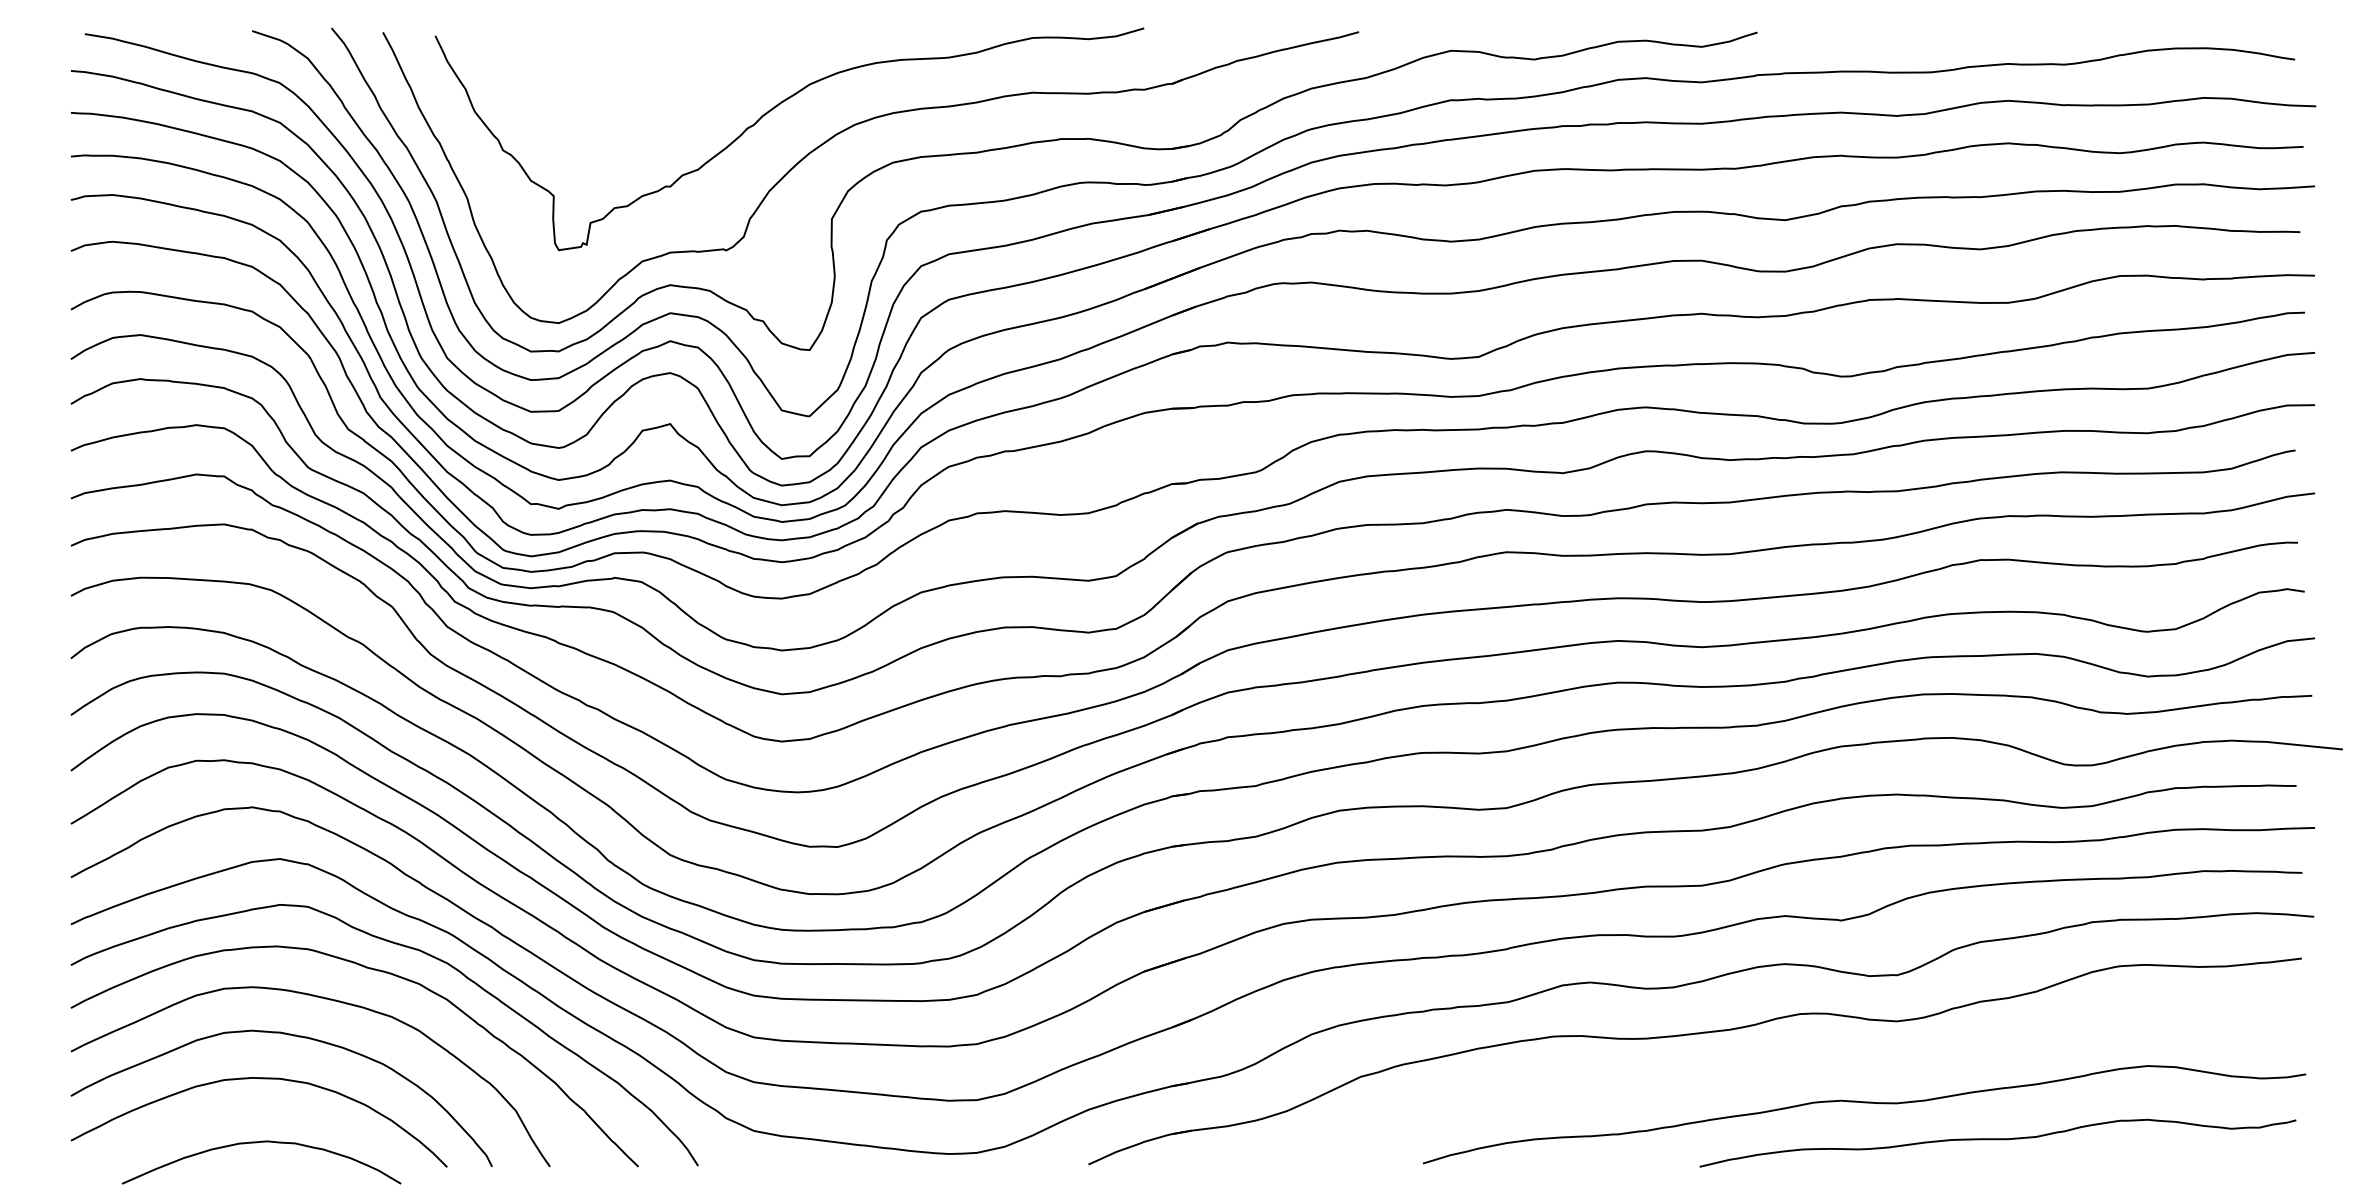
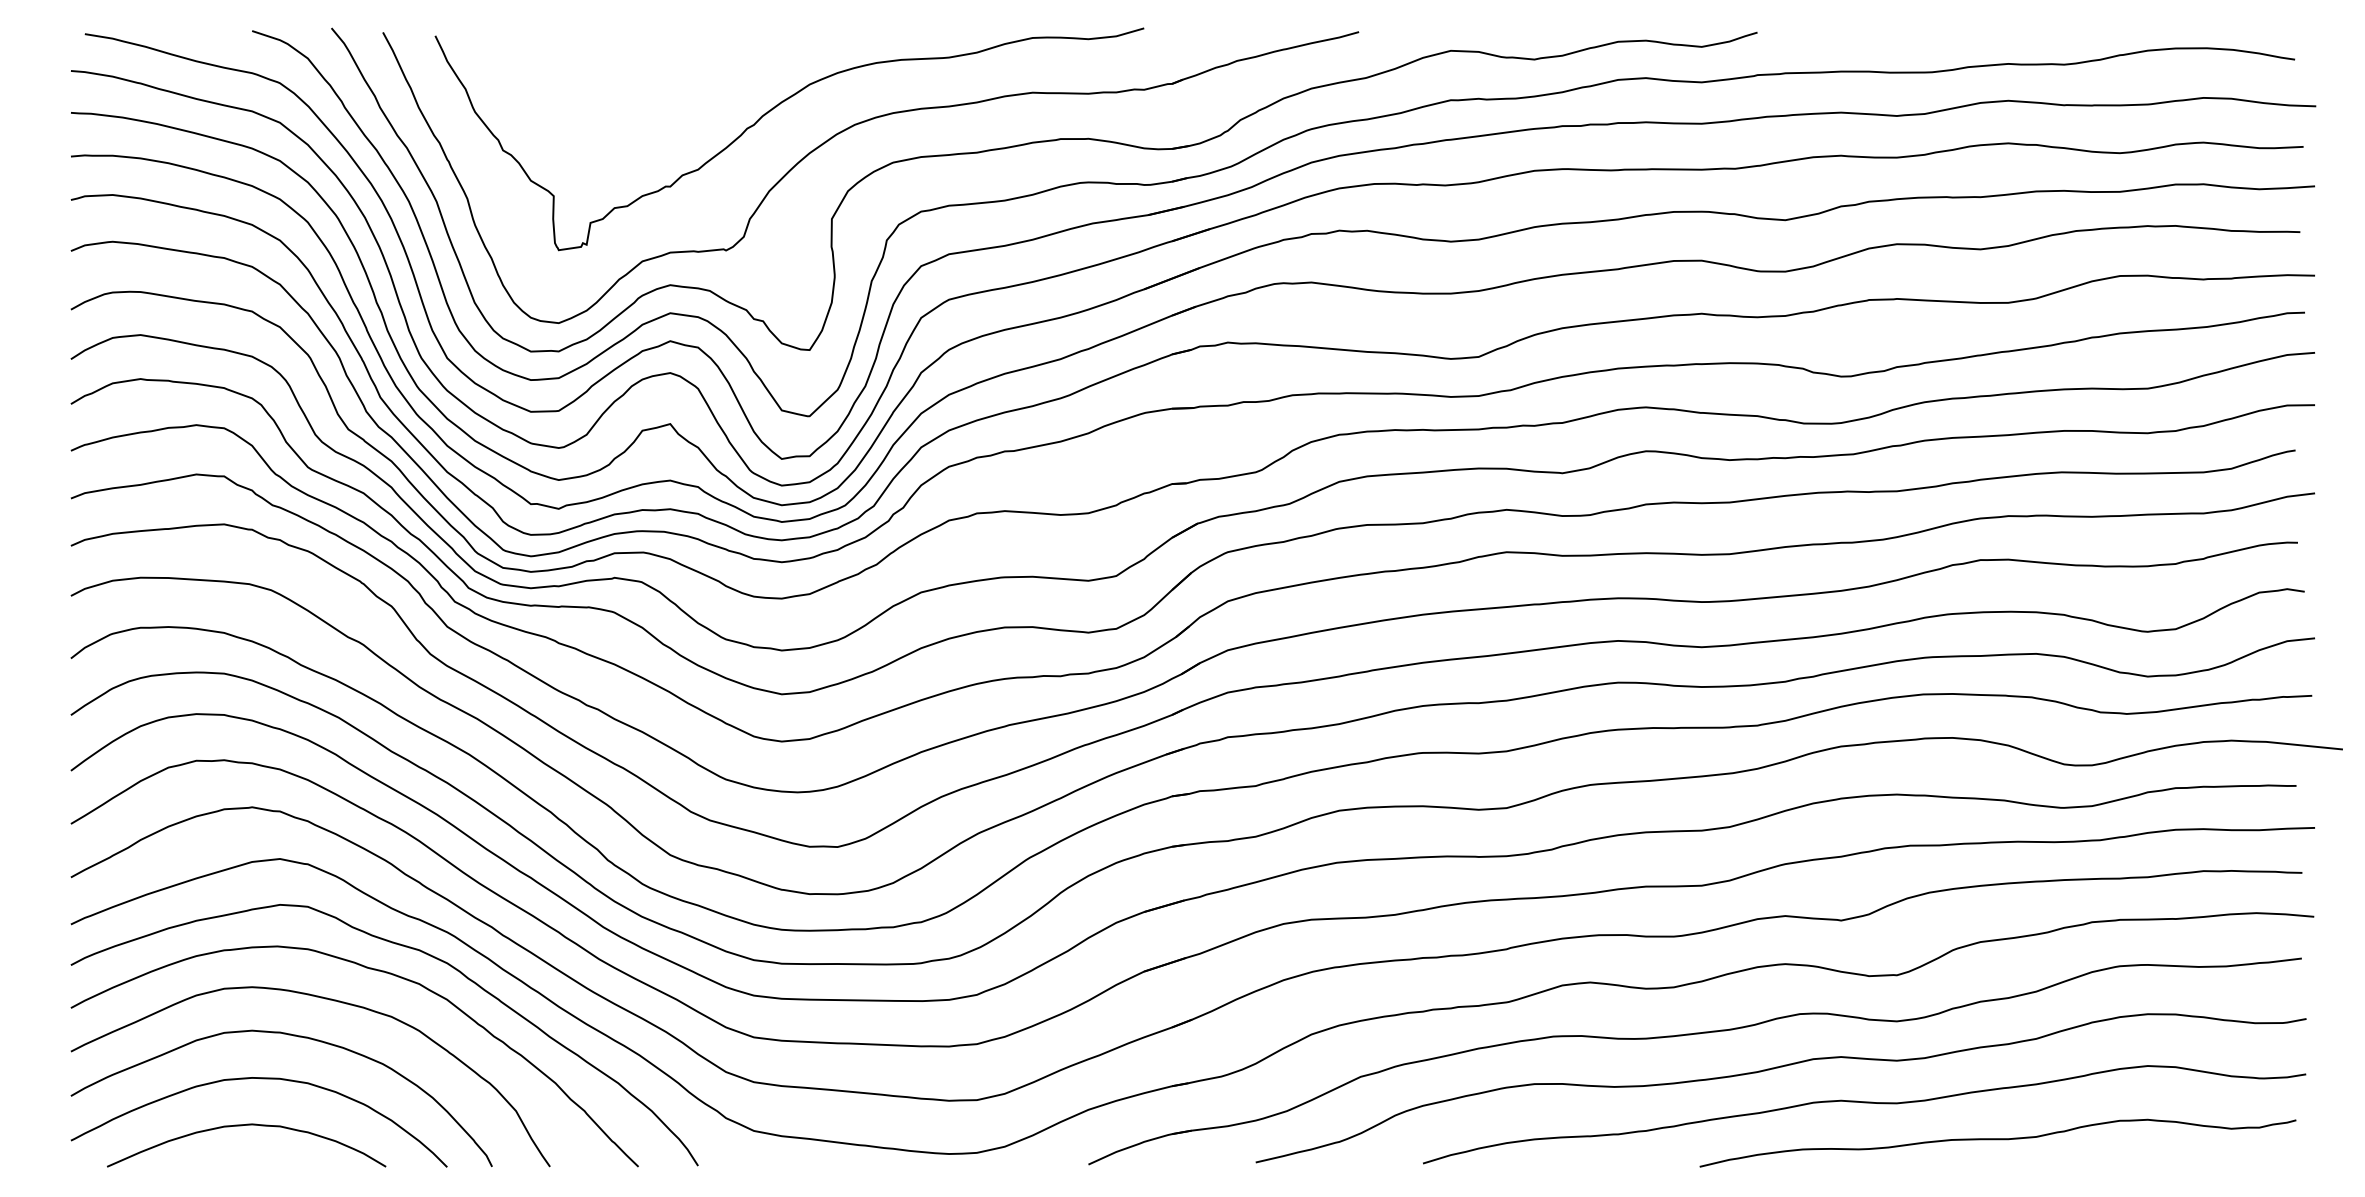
curve: none -> present (1778, 1068)
curve position: (257, 1143) -> (242, 1126) (242, 1126)
